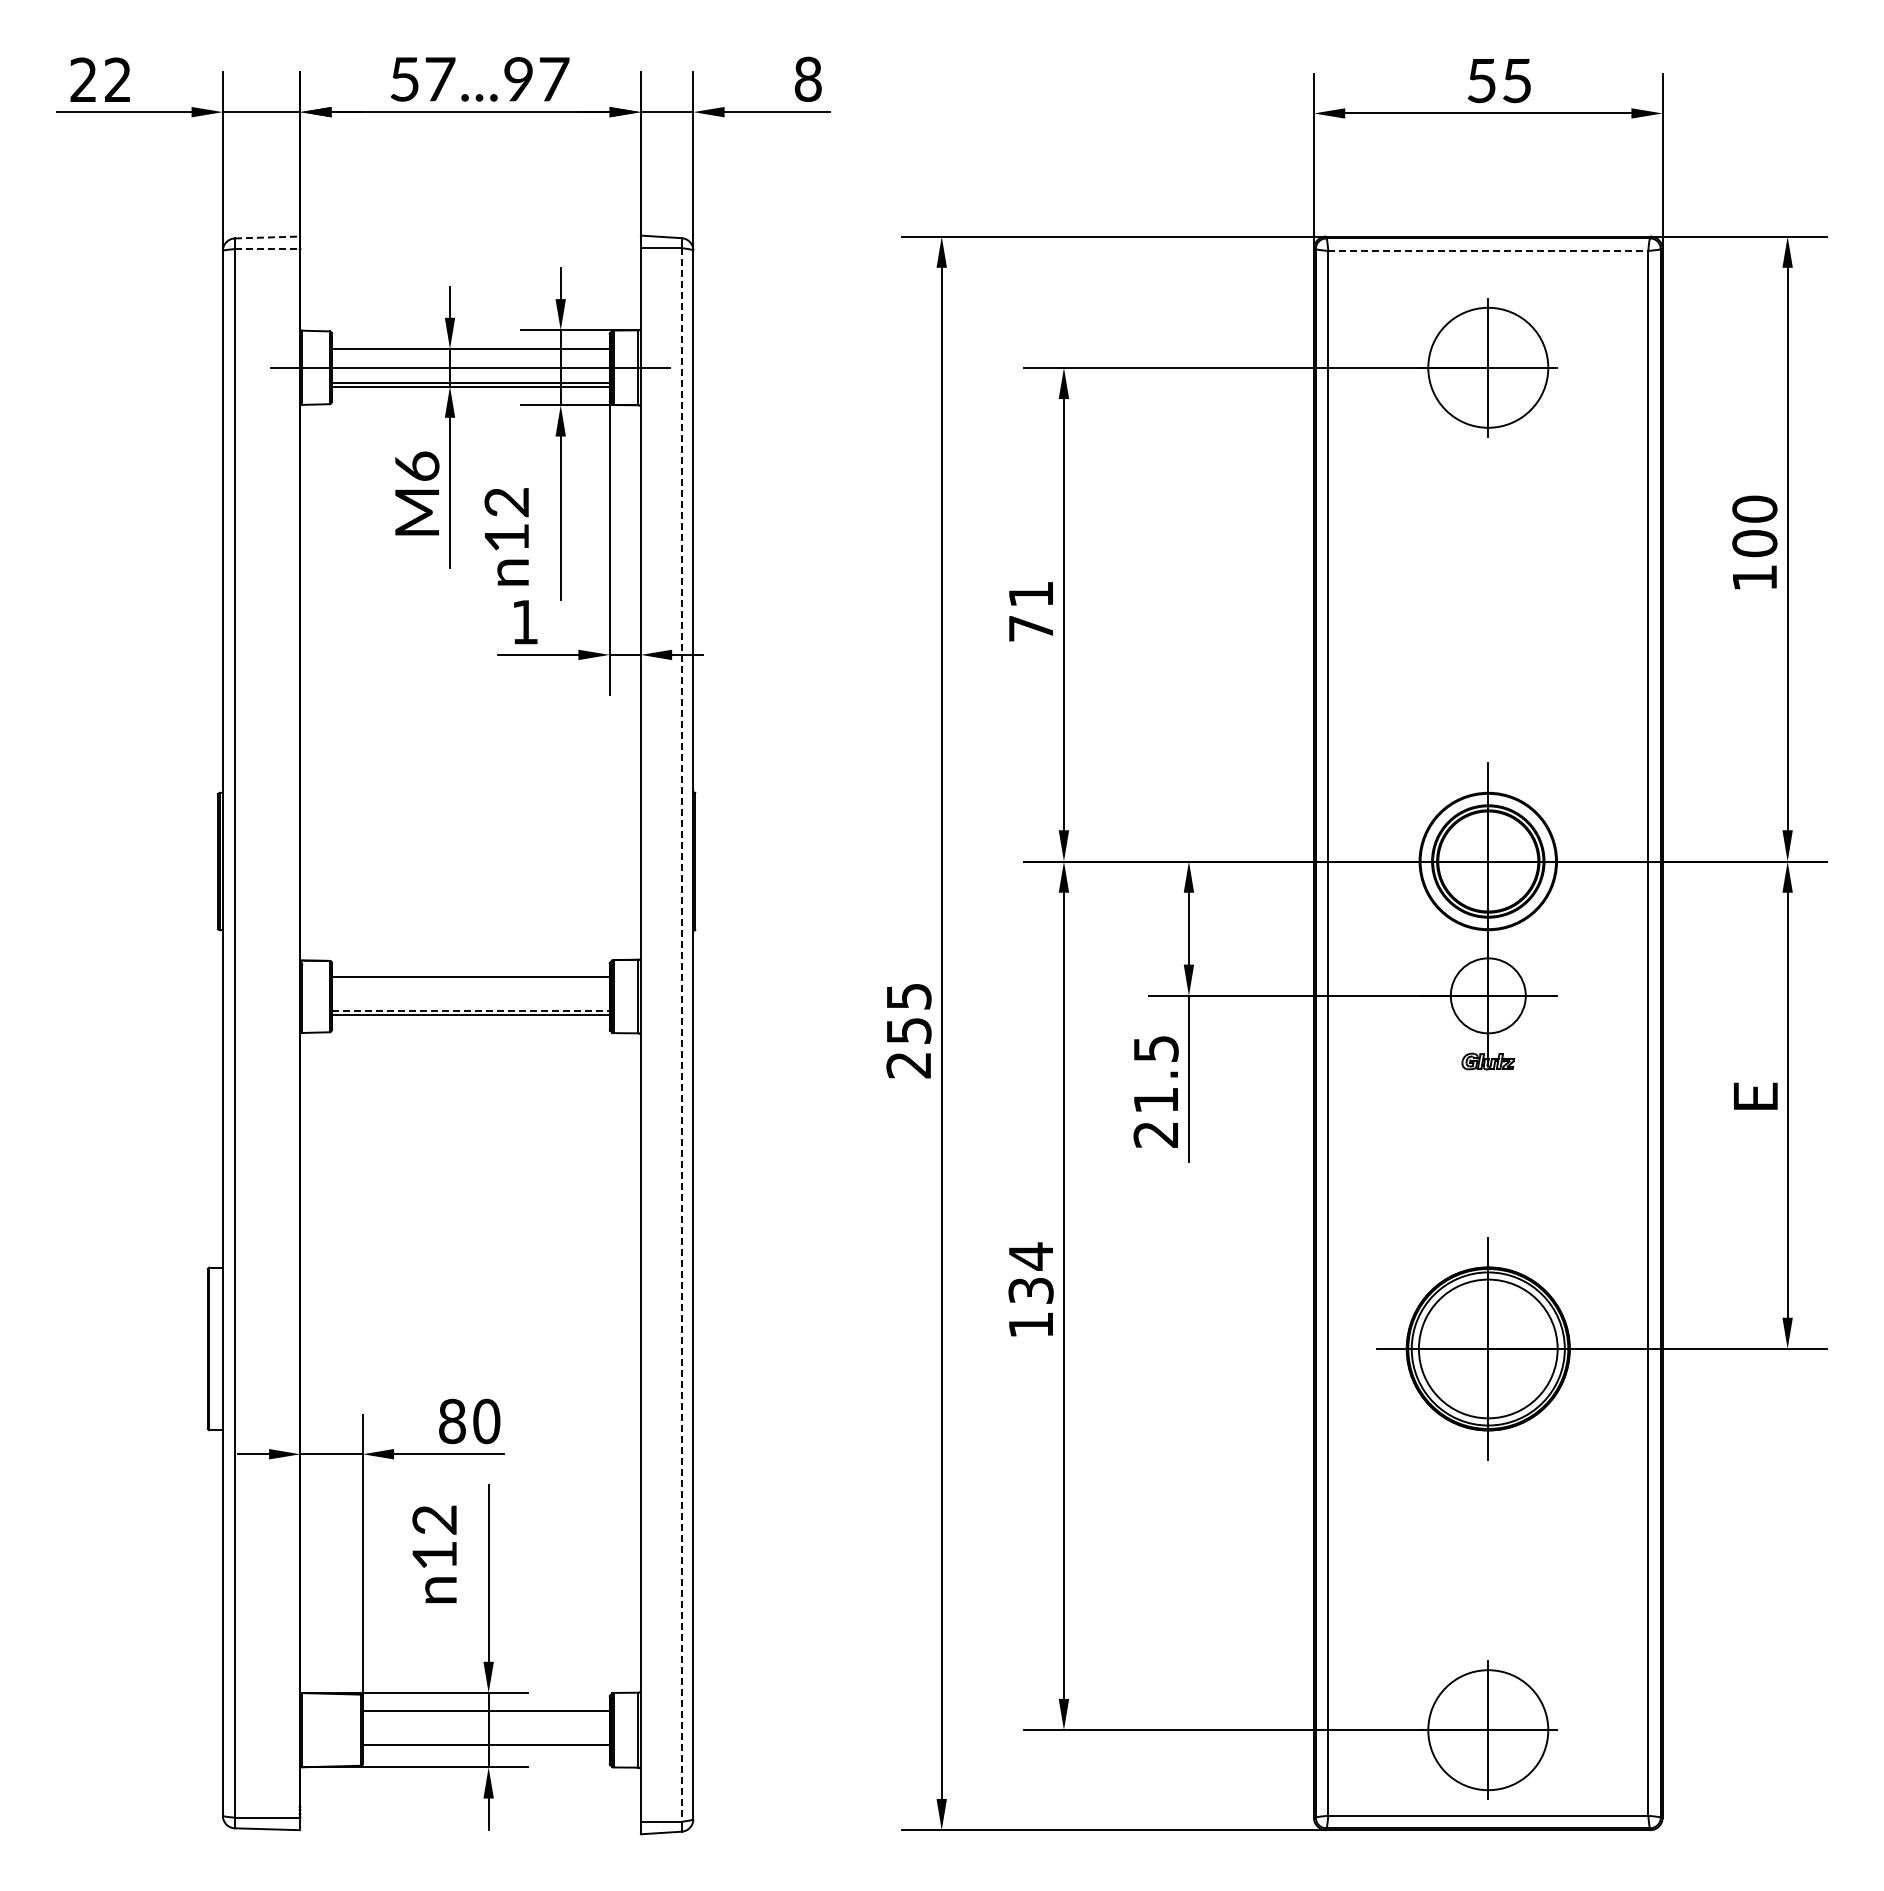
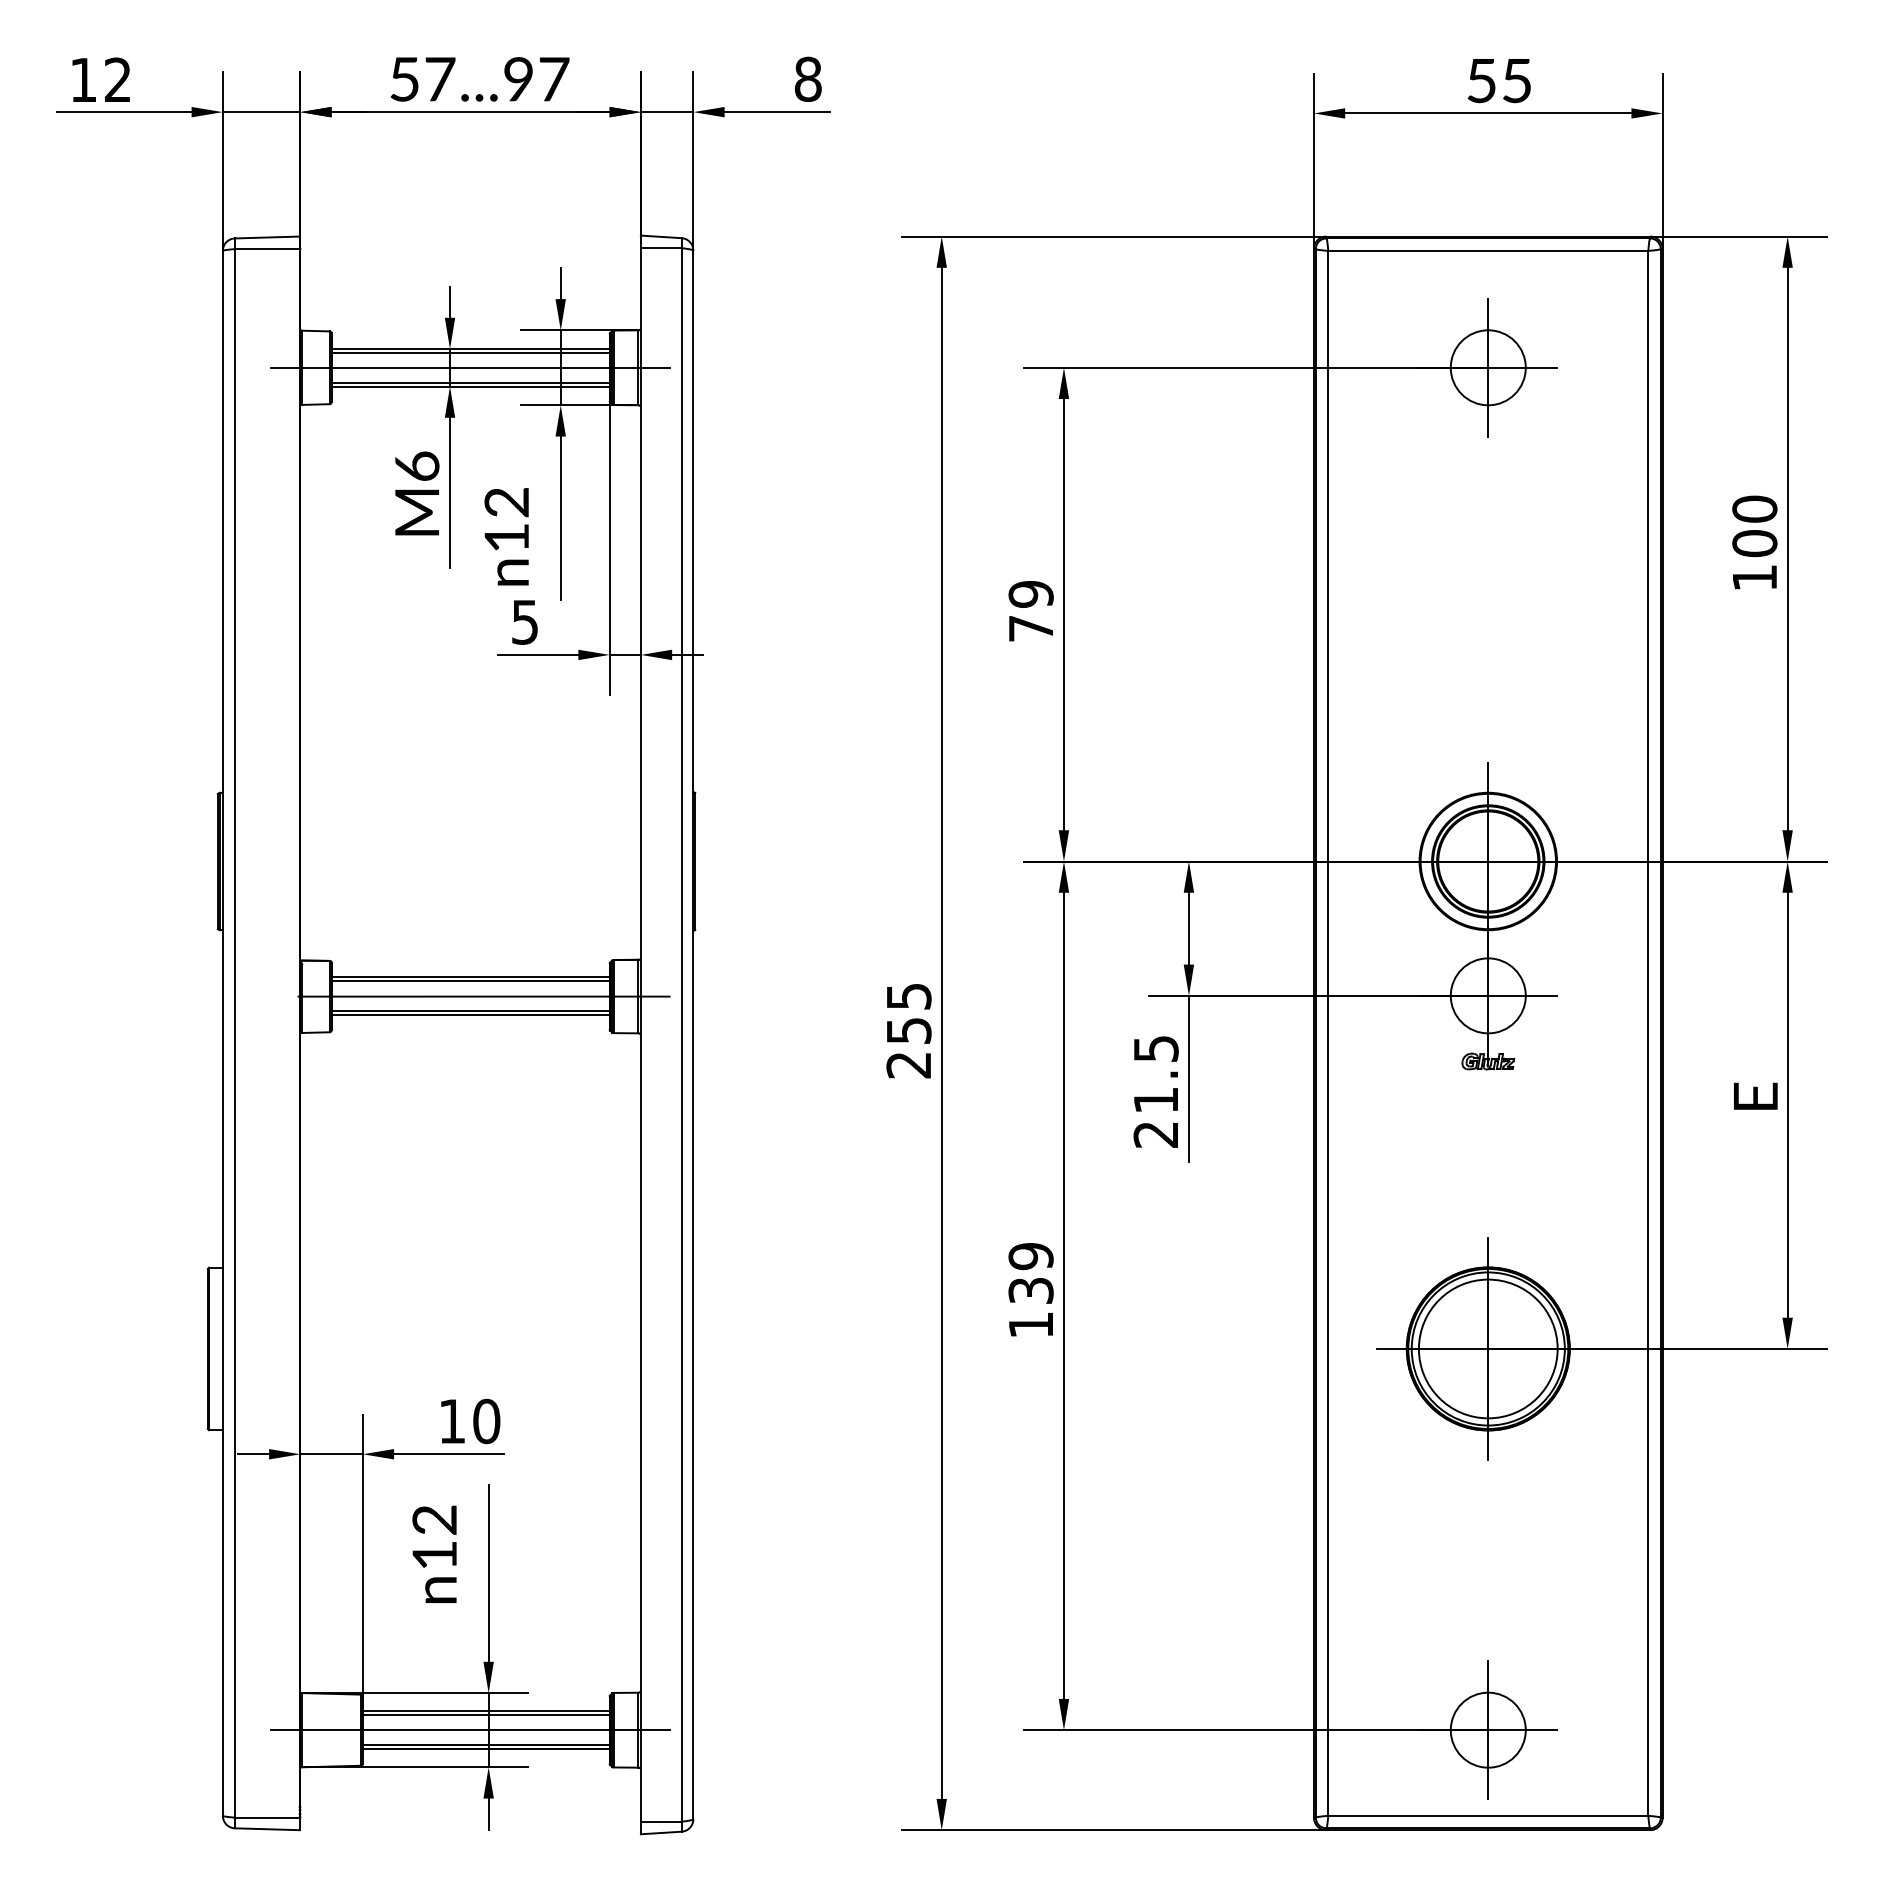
text: 22 -> 12 (82, 79)
line: dashed -> solid (267, 237)
line: dashed -> solid (267, 249)
line: dashed -> solid (1488, 250)
line: none -> present (470, 352)
circle diameter: 120 px -> 75 px (1487, 367)
text: 71 -> 79 (1030, 594)
text: 1 -> 5 (524, 622)
line: none -> present (470, 980)
line: none -> present (483, 996)
line: dashed -> solid (471, 1010)
line: dashed -> solid (681, 1034)
text: 134 -> 139 (1030, 1256)
text: 80 -> 10 (452, 1421)
line: none -> present (485, 1715)
line: none -> present (470, 1730)
circle diameter: 120 px -> 75 px (1487, 1729)
line: none -> present (485, 1748)
